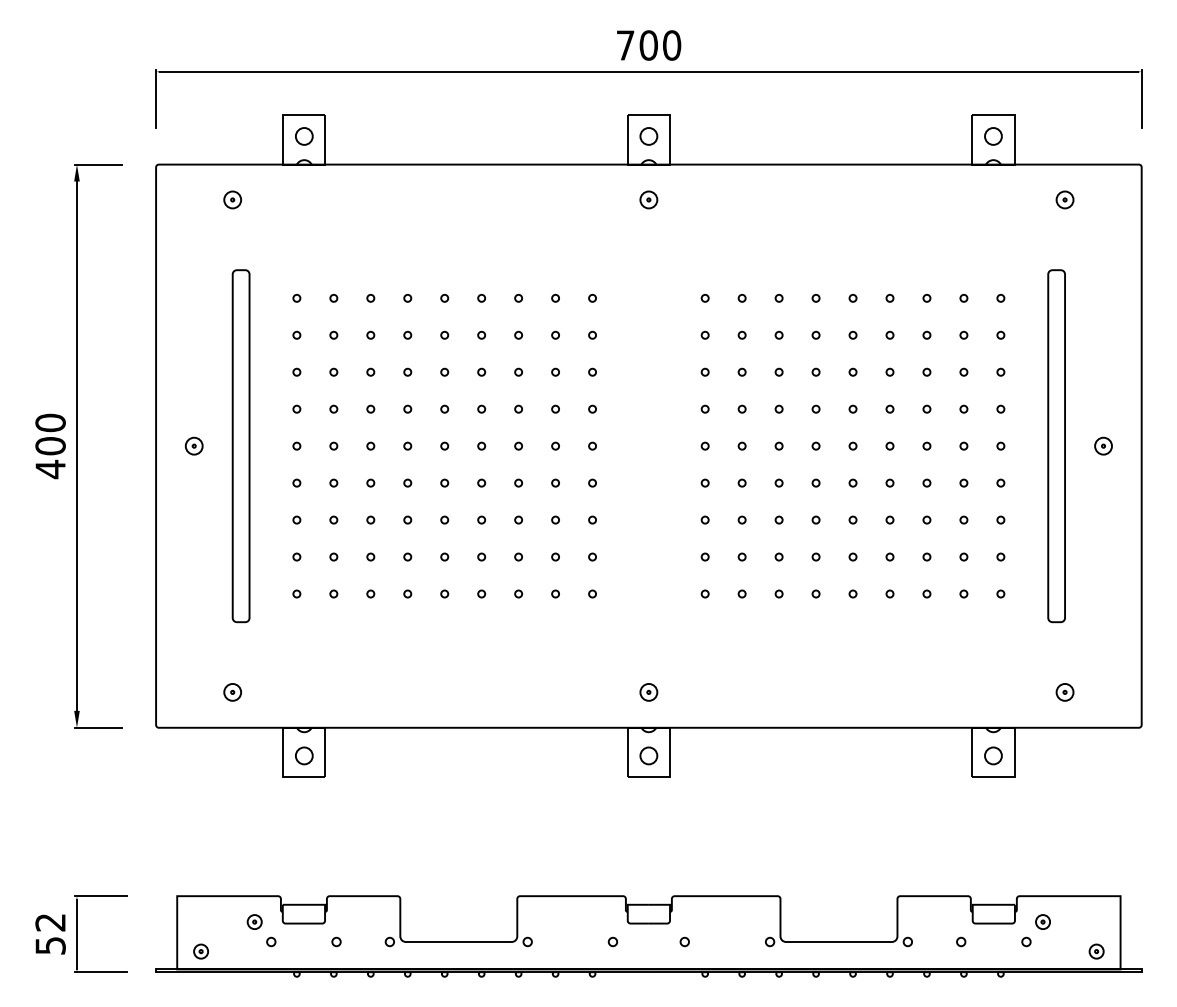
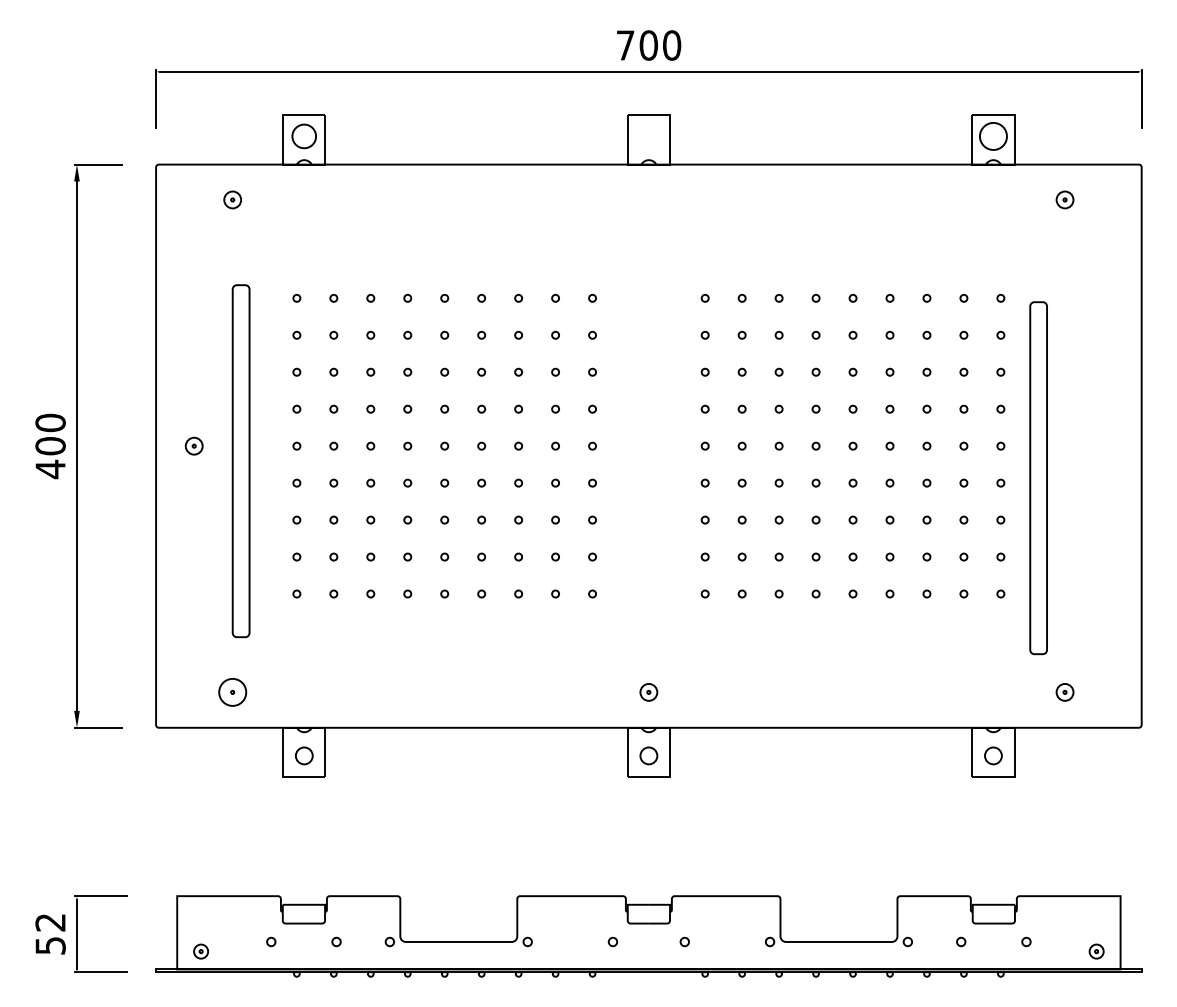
circle size: 19x19 px -> 26x27 px (303, 136)
circle: present -> none (648, 136)
circle diameter: 17 px -> 27 px (992, 135)
part: present -> none (648, 199)
part: present -> none (1103, 445)
part position: (240, 446) -> (240, 461) (240, 461)
part position: (1056, 446) -> (1038, 478) (1038, 478)
circle diameter: 17 px -> 27 px (232, 691)
part: present -> none (254, 921)
part: present -> none (1042, 921)
